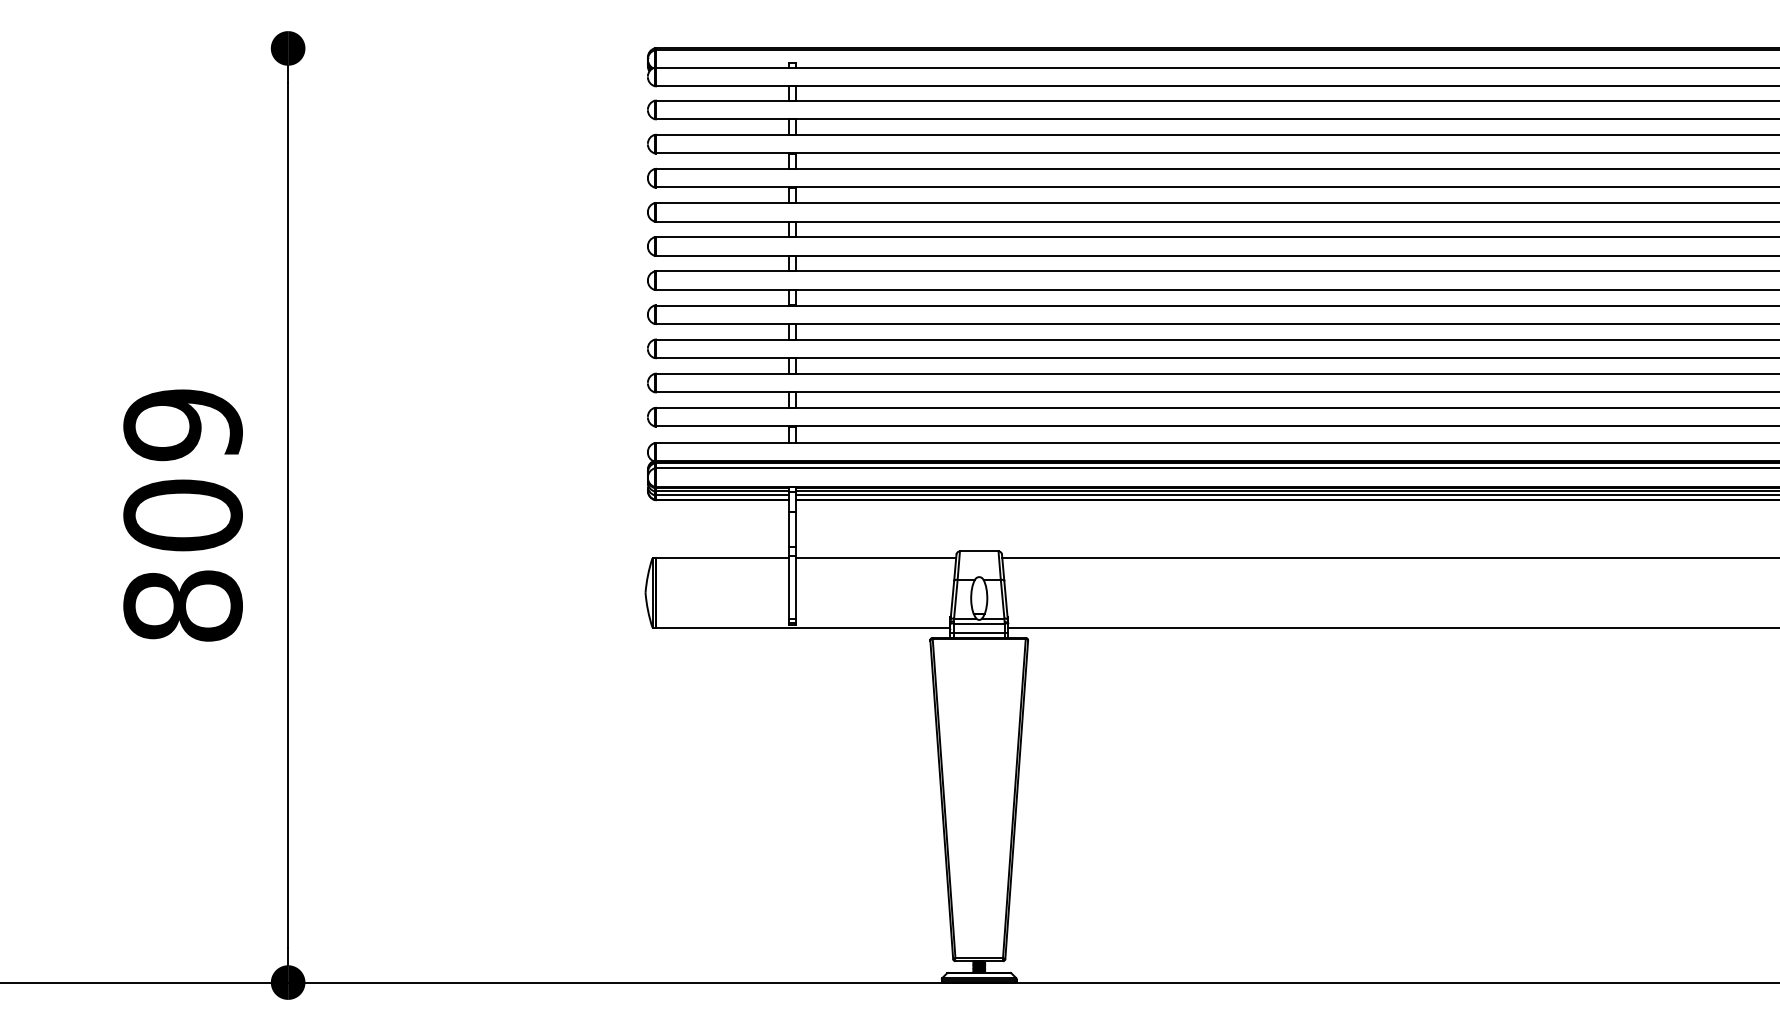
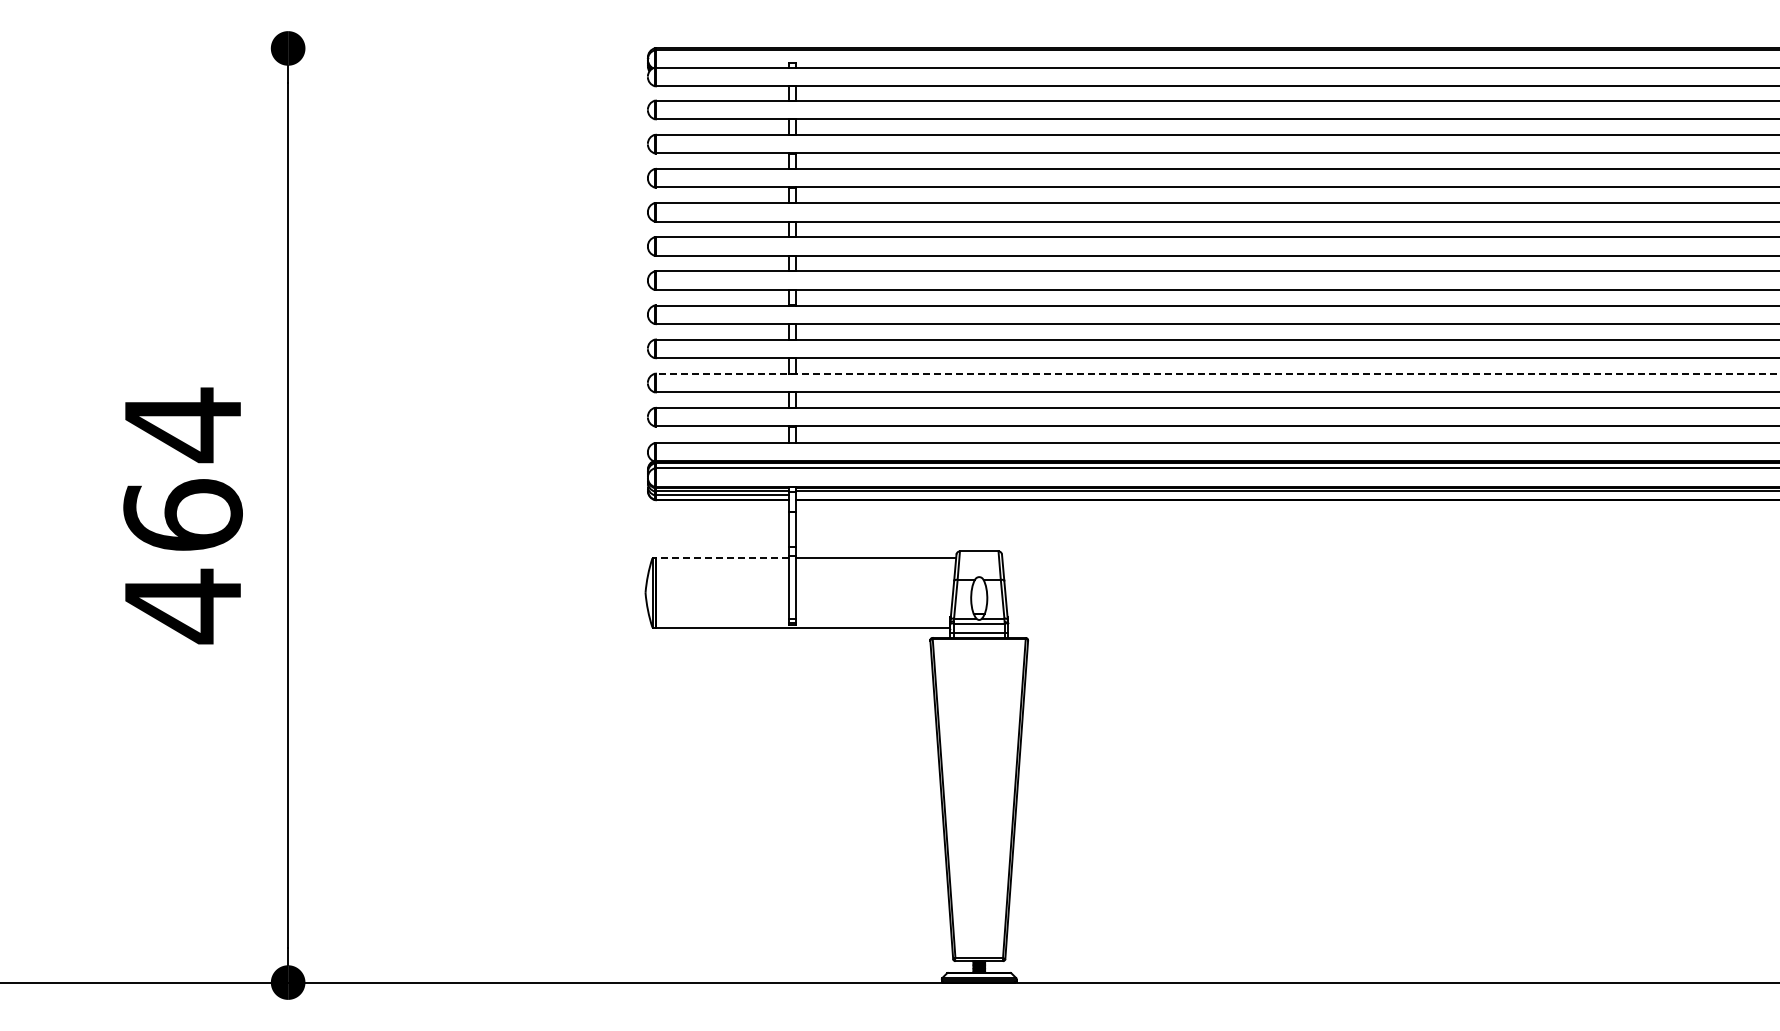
line: solid -> dashed (1217, 373)
line: present -> none (1285, 495)
text: 809 -> 464 (182, 515)
line: solid -> dashed (721, 558)
line: present -> none (1389, 558)
line: present -> none (1392, 627)
